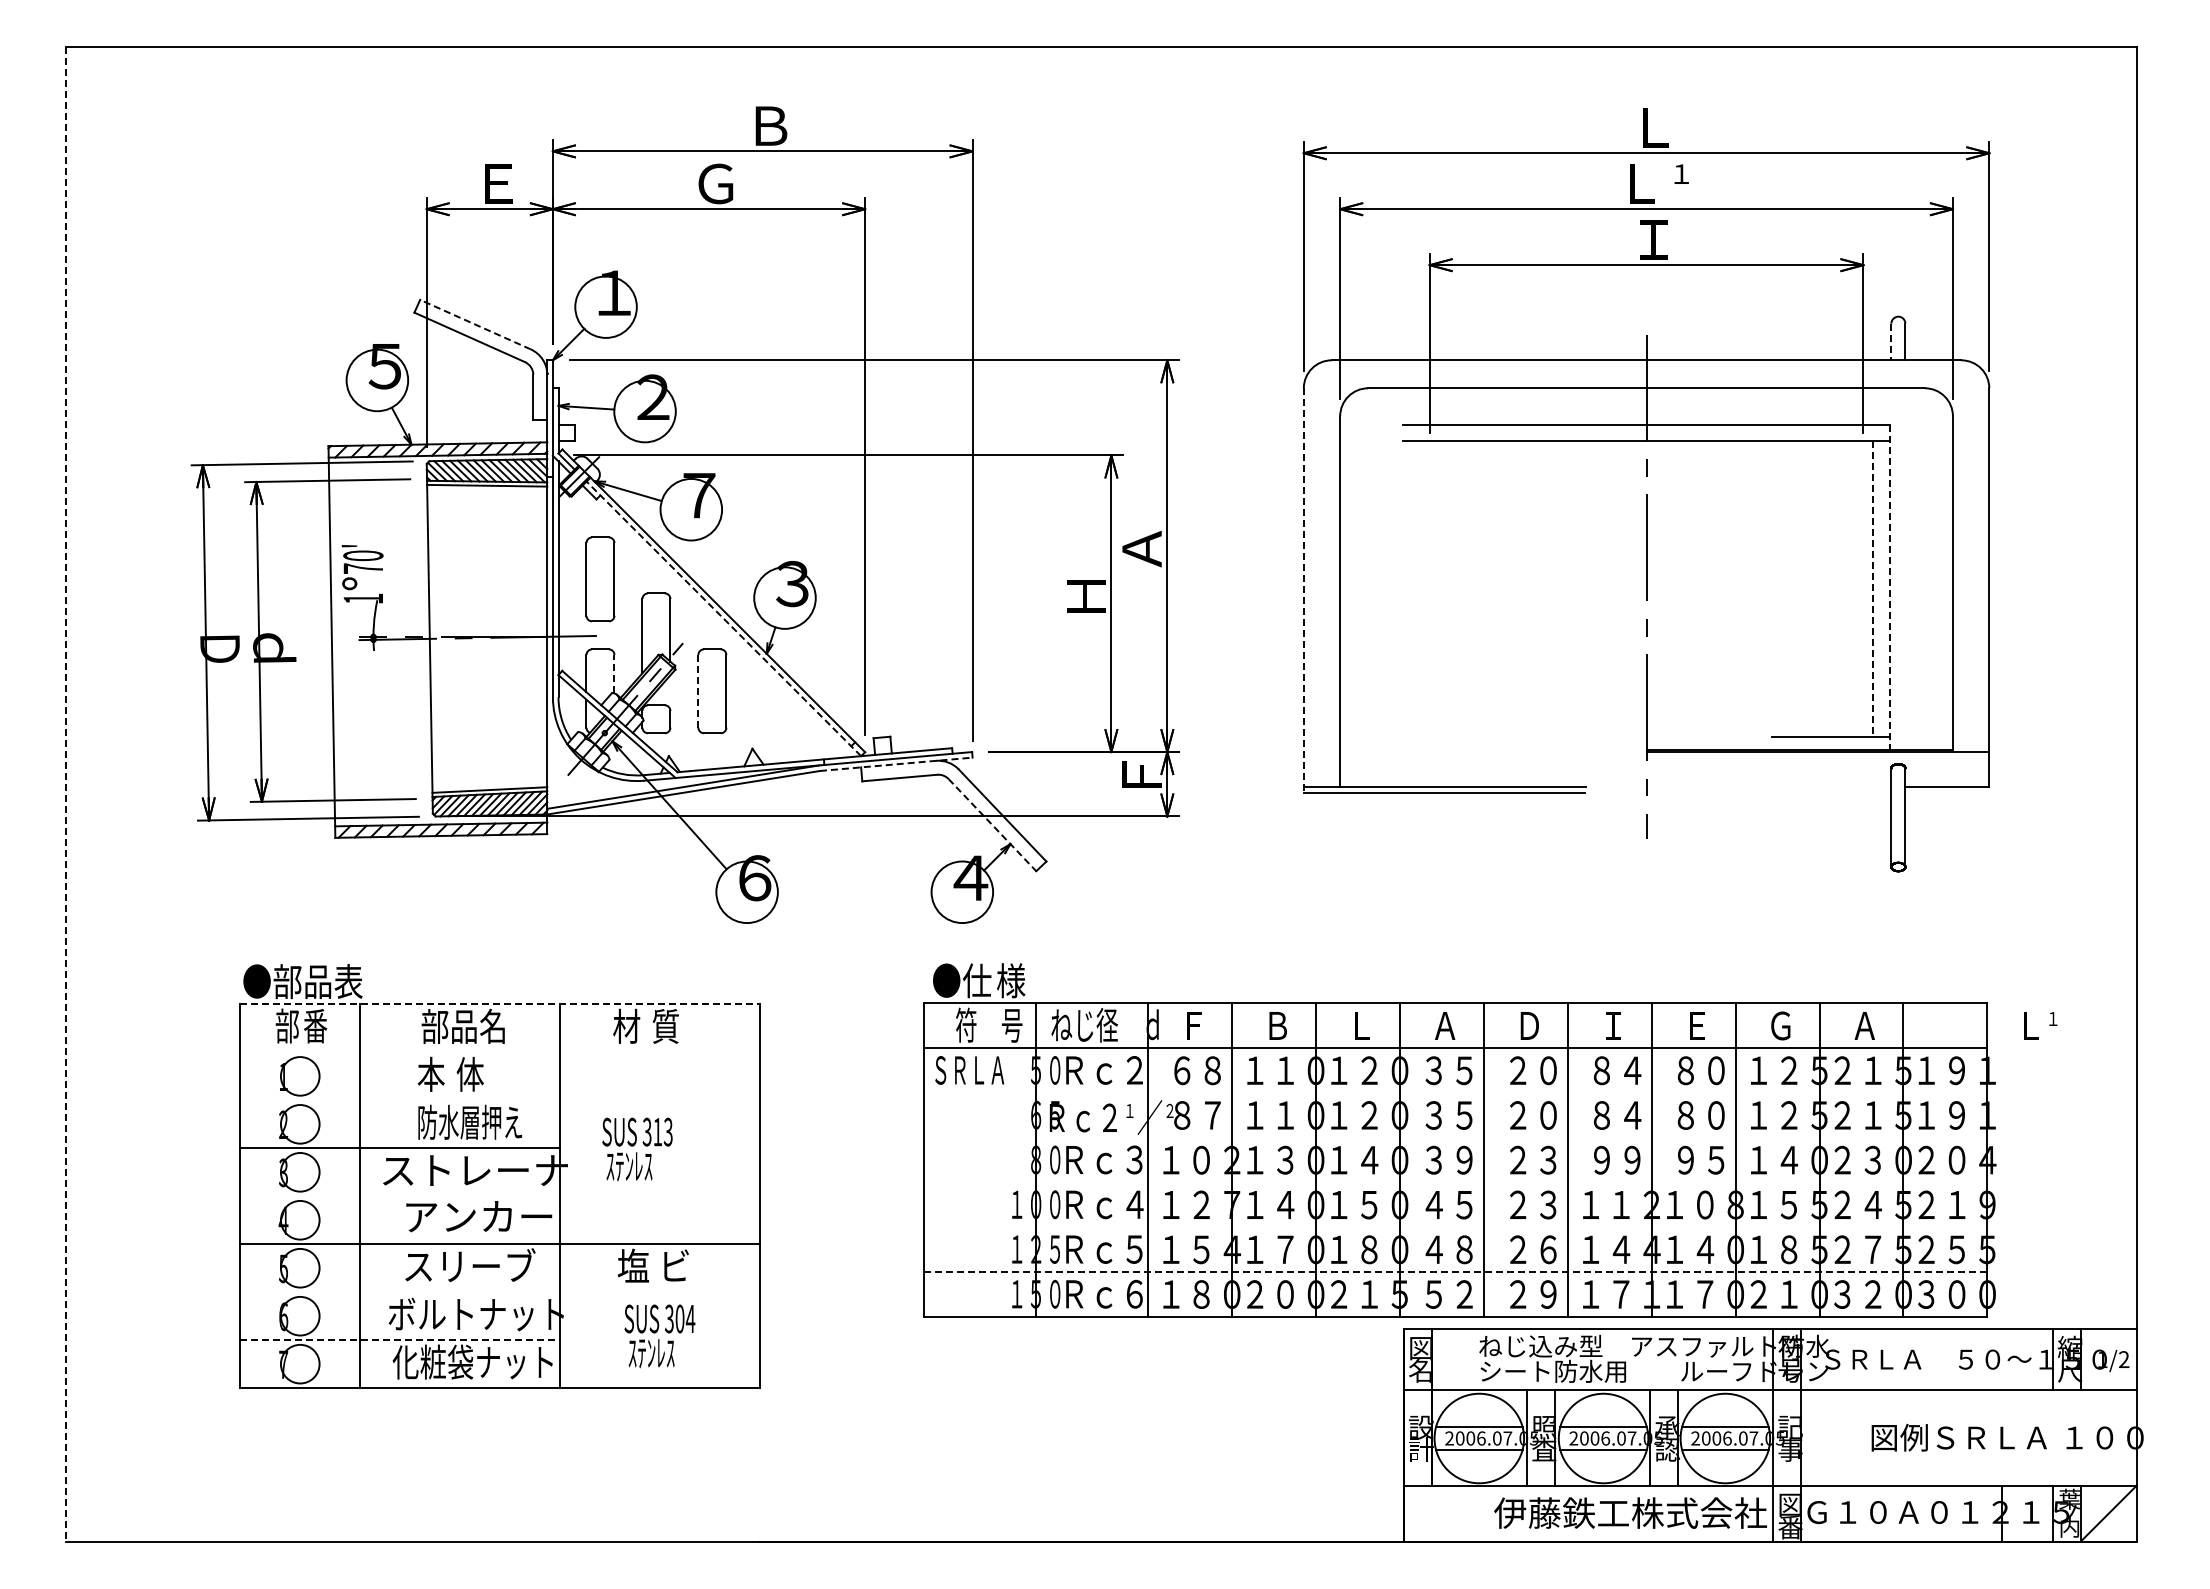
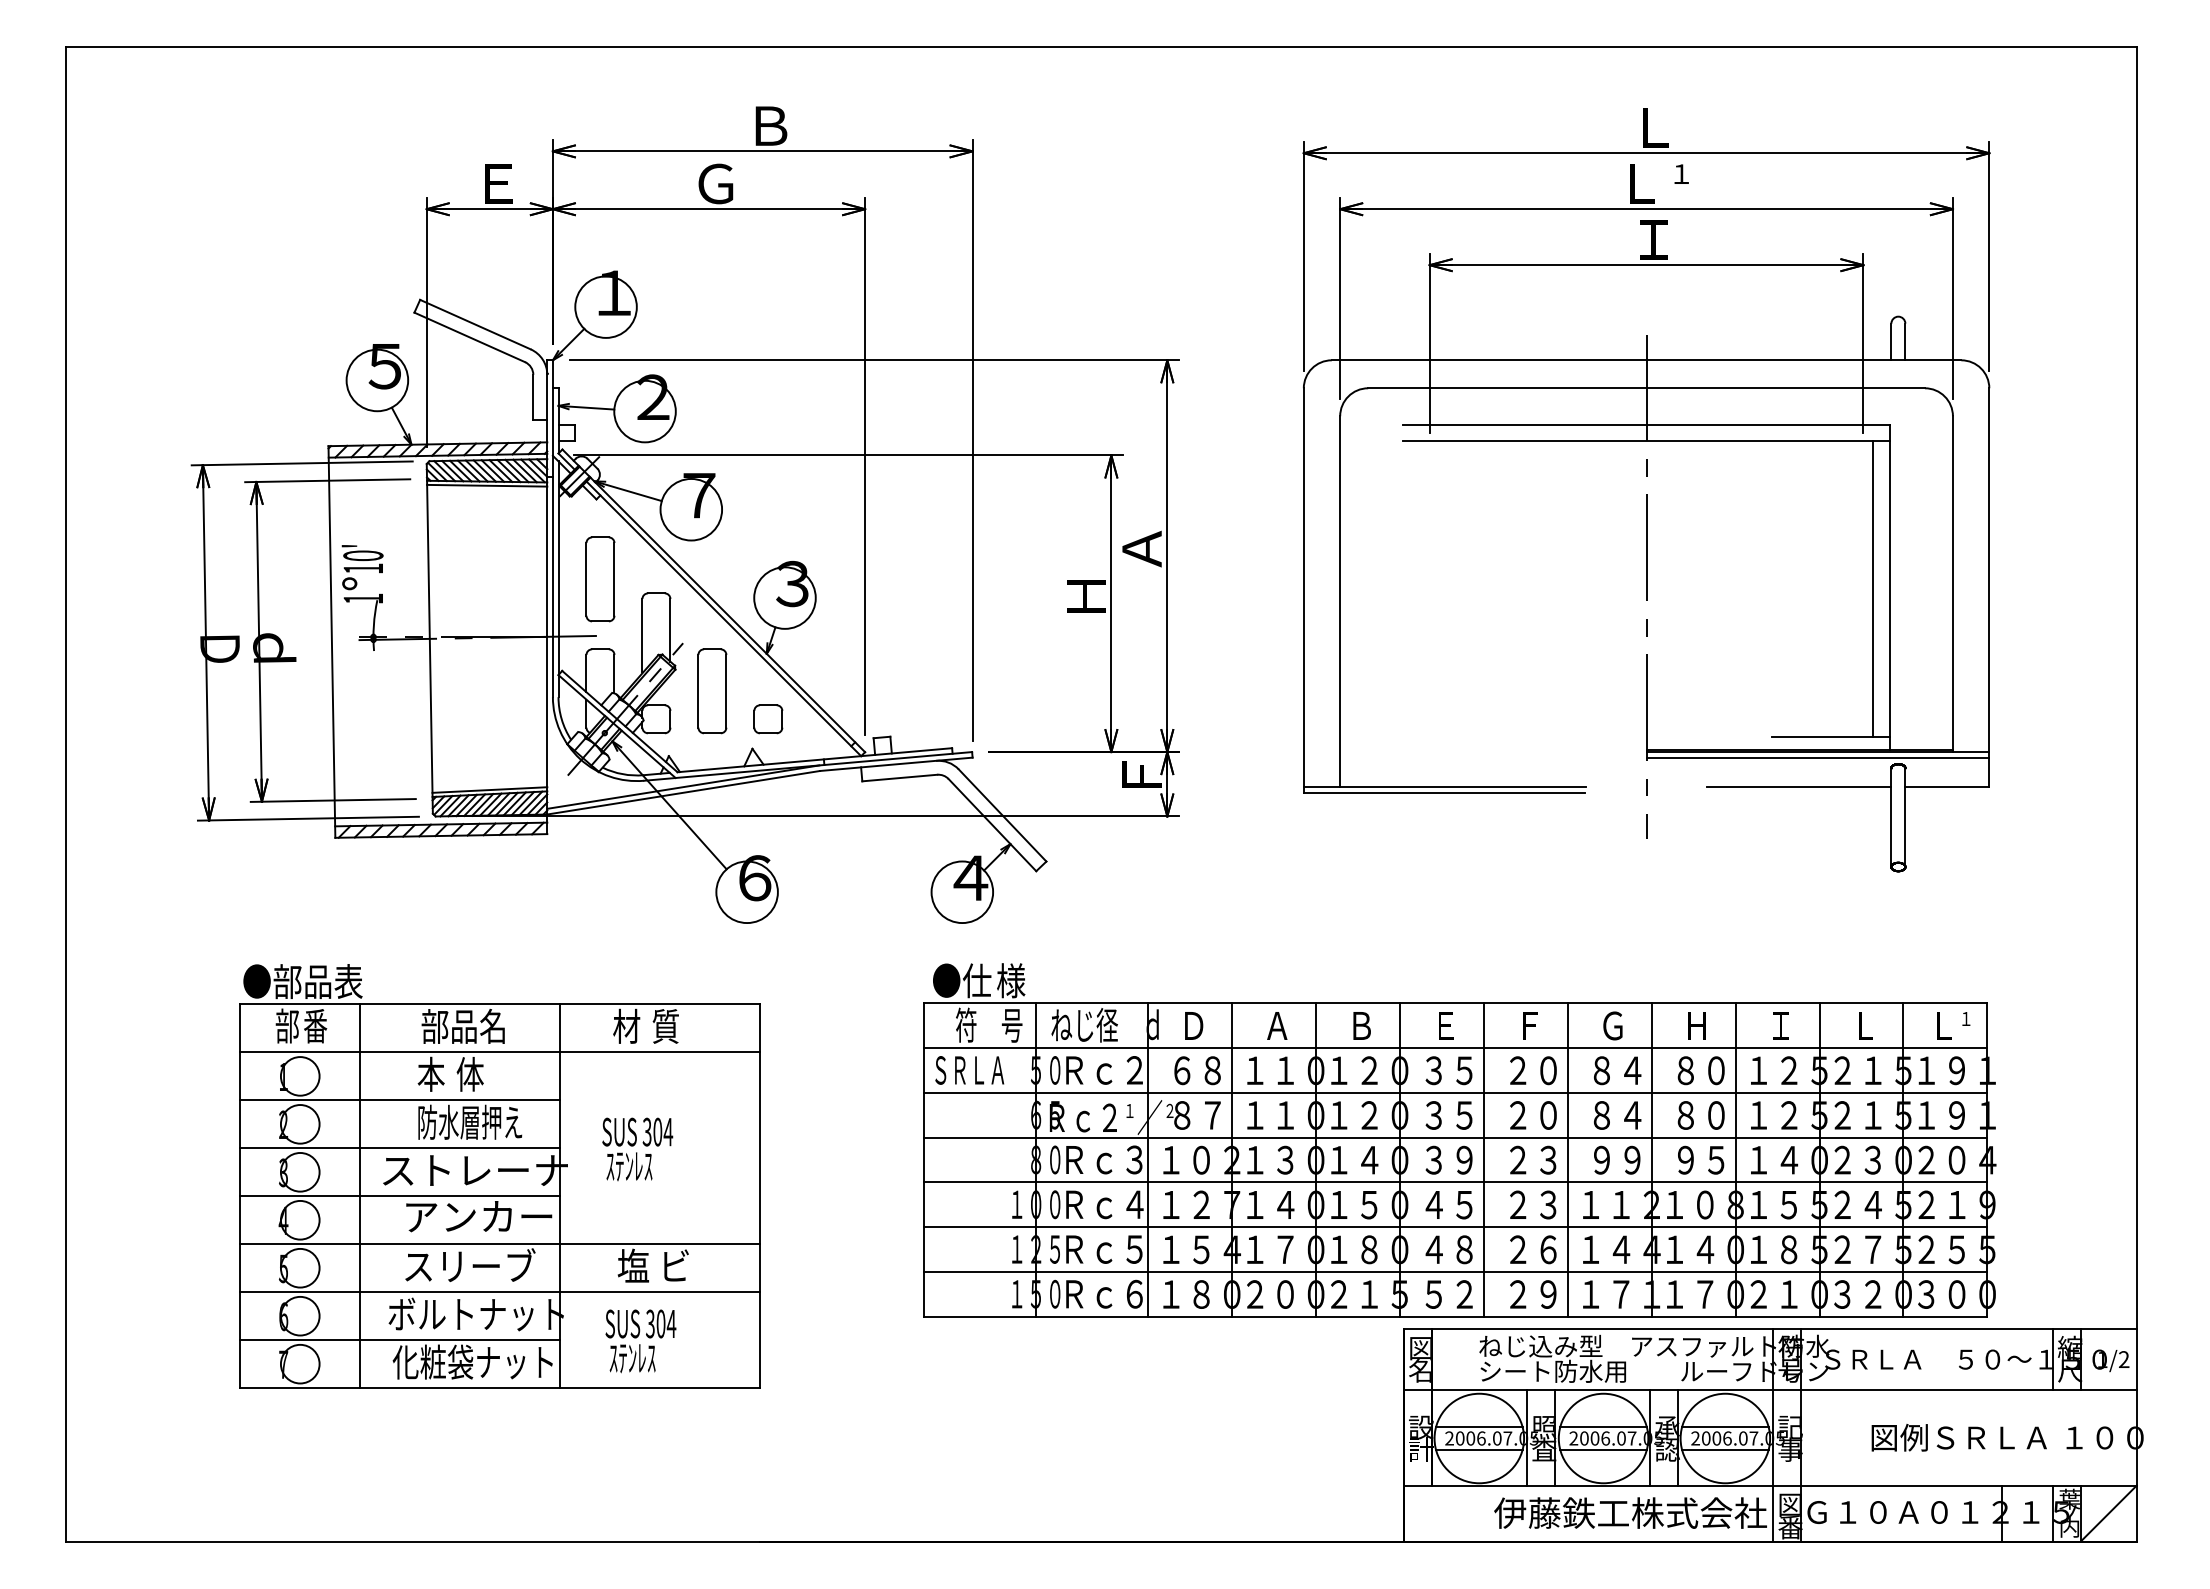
line: dashed -> solid (475, 324)
line: dashed -> solid (1891, 342)
text: 70' -> 10' (362, 568)
line: dashed -> solid (1889, 587)
line: dashed -> solid (1873, 589)
line: dashed -> solid (1303, 591)
line: dashed -> solid (723, 618)
line: dashed -> solid (614, 673)
line: dashed -> solid (698, 690)
part: none -> present (768, 719)
line: none -> present (1817, 757)
line: dashed -> solid (896, 764)
line: none -> present (1799, 787)
line: dashed -> solid (66, 794)
line: dashed -> solid (992, 825)
line: dashed -> solid (499, 1004)
text: Ｆ -> Ｄ (1194, 1025)
text: Ｂ -> Ａ (1277, 1025)
text: Ｌ -> Ｂ (1361, 1025)
text: Ａ -> Ｅ (1445, 1025)
text: Ｄ -> Ｆ (1529, 1025)
text: Ｉ -> Ｇ (1612, 1025)
text: Ｅ -> Ｈ (1696, 1025)
text: Ｇ -> Ｉ (1780, 1025)
text: Ａ -> Ｌ (1864, 1025)
text position: (2040, 1025) -> (1953, 1025) (1953, 1025)
line: none -> present (499, 1052)
line: none -> present (1455, 1092)
line: none -> present (399, 1100)
text: 313 -> 304 (663, 1131)
line: none -> present (1455, 1137)
line: none -> present (1455, 1182)
line: none -> present (399, 1196)
line: none -> present (1455, 1227)
line: dashed -> solid (1455, 1271)
line: none -> present (499, 1291)
text position: (659, 1336) -> (640, 1341) (640, 1341)
line: dashed -> solid (400, 1339)
